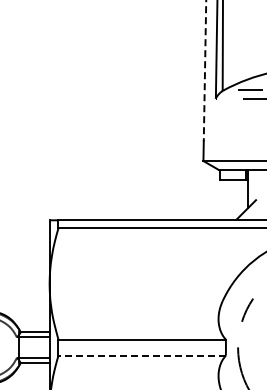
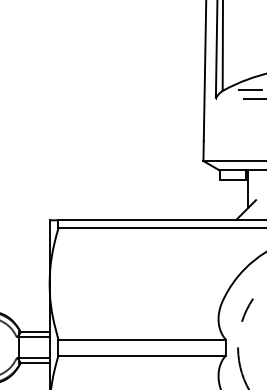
line: dashed -> solid (205, 70)
line: dashed -> solid (142, 355)
